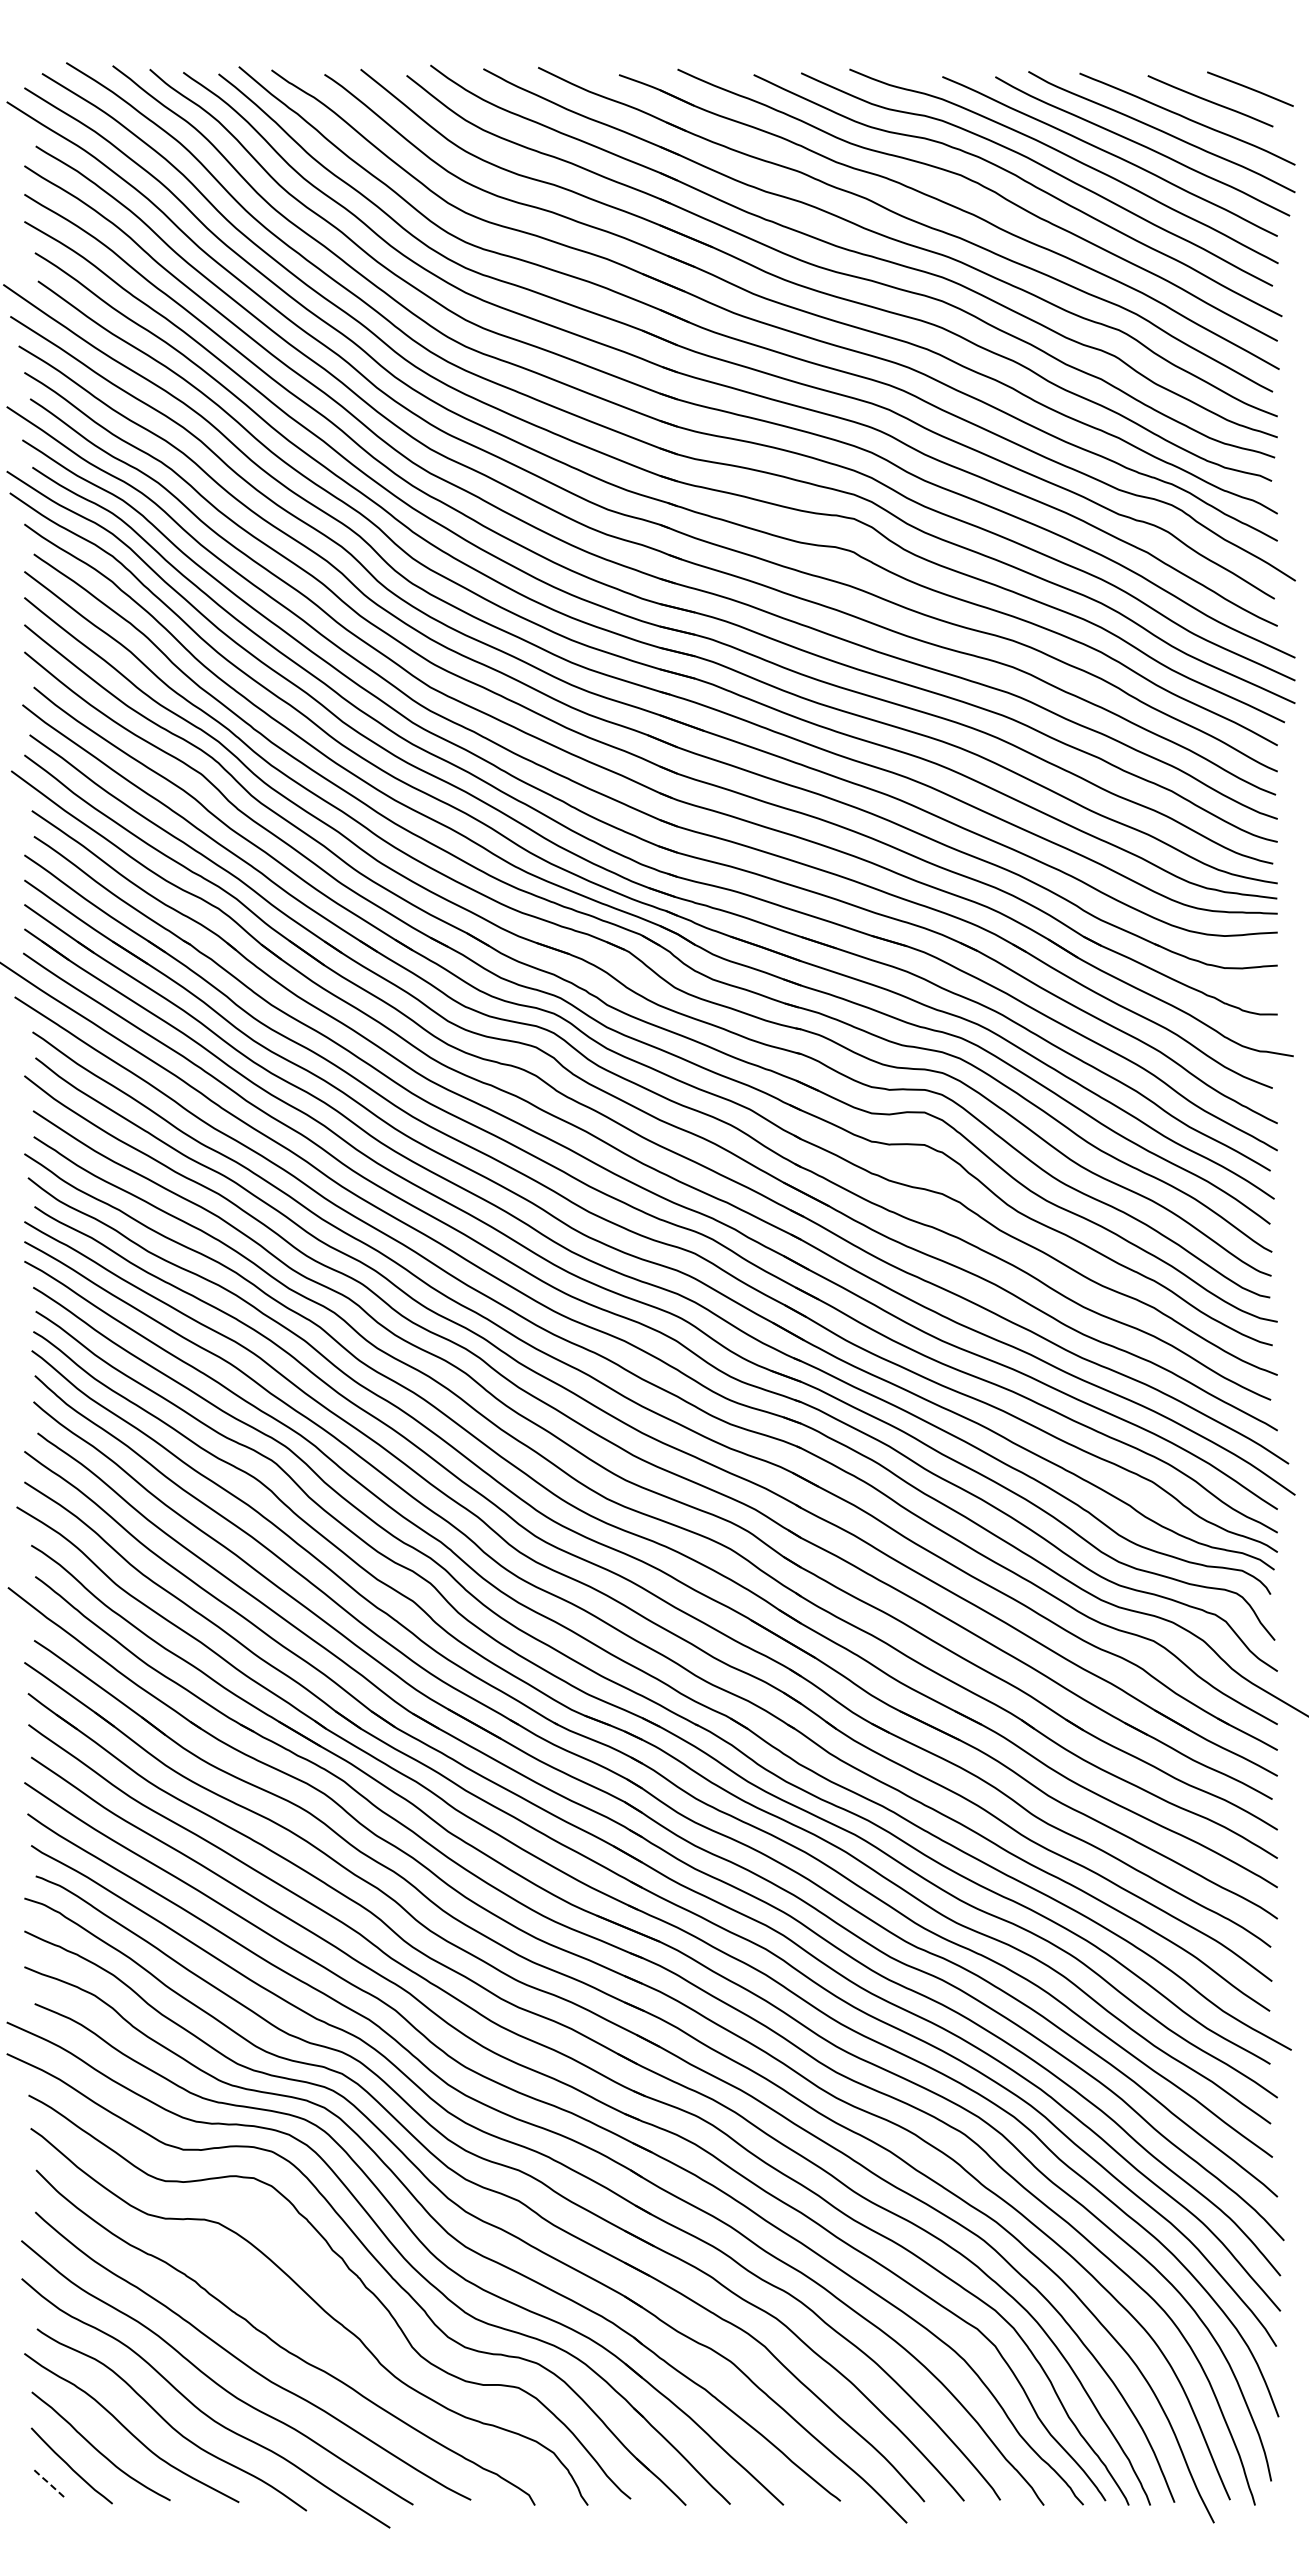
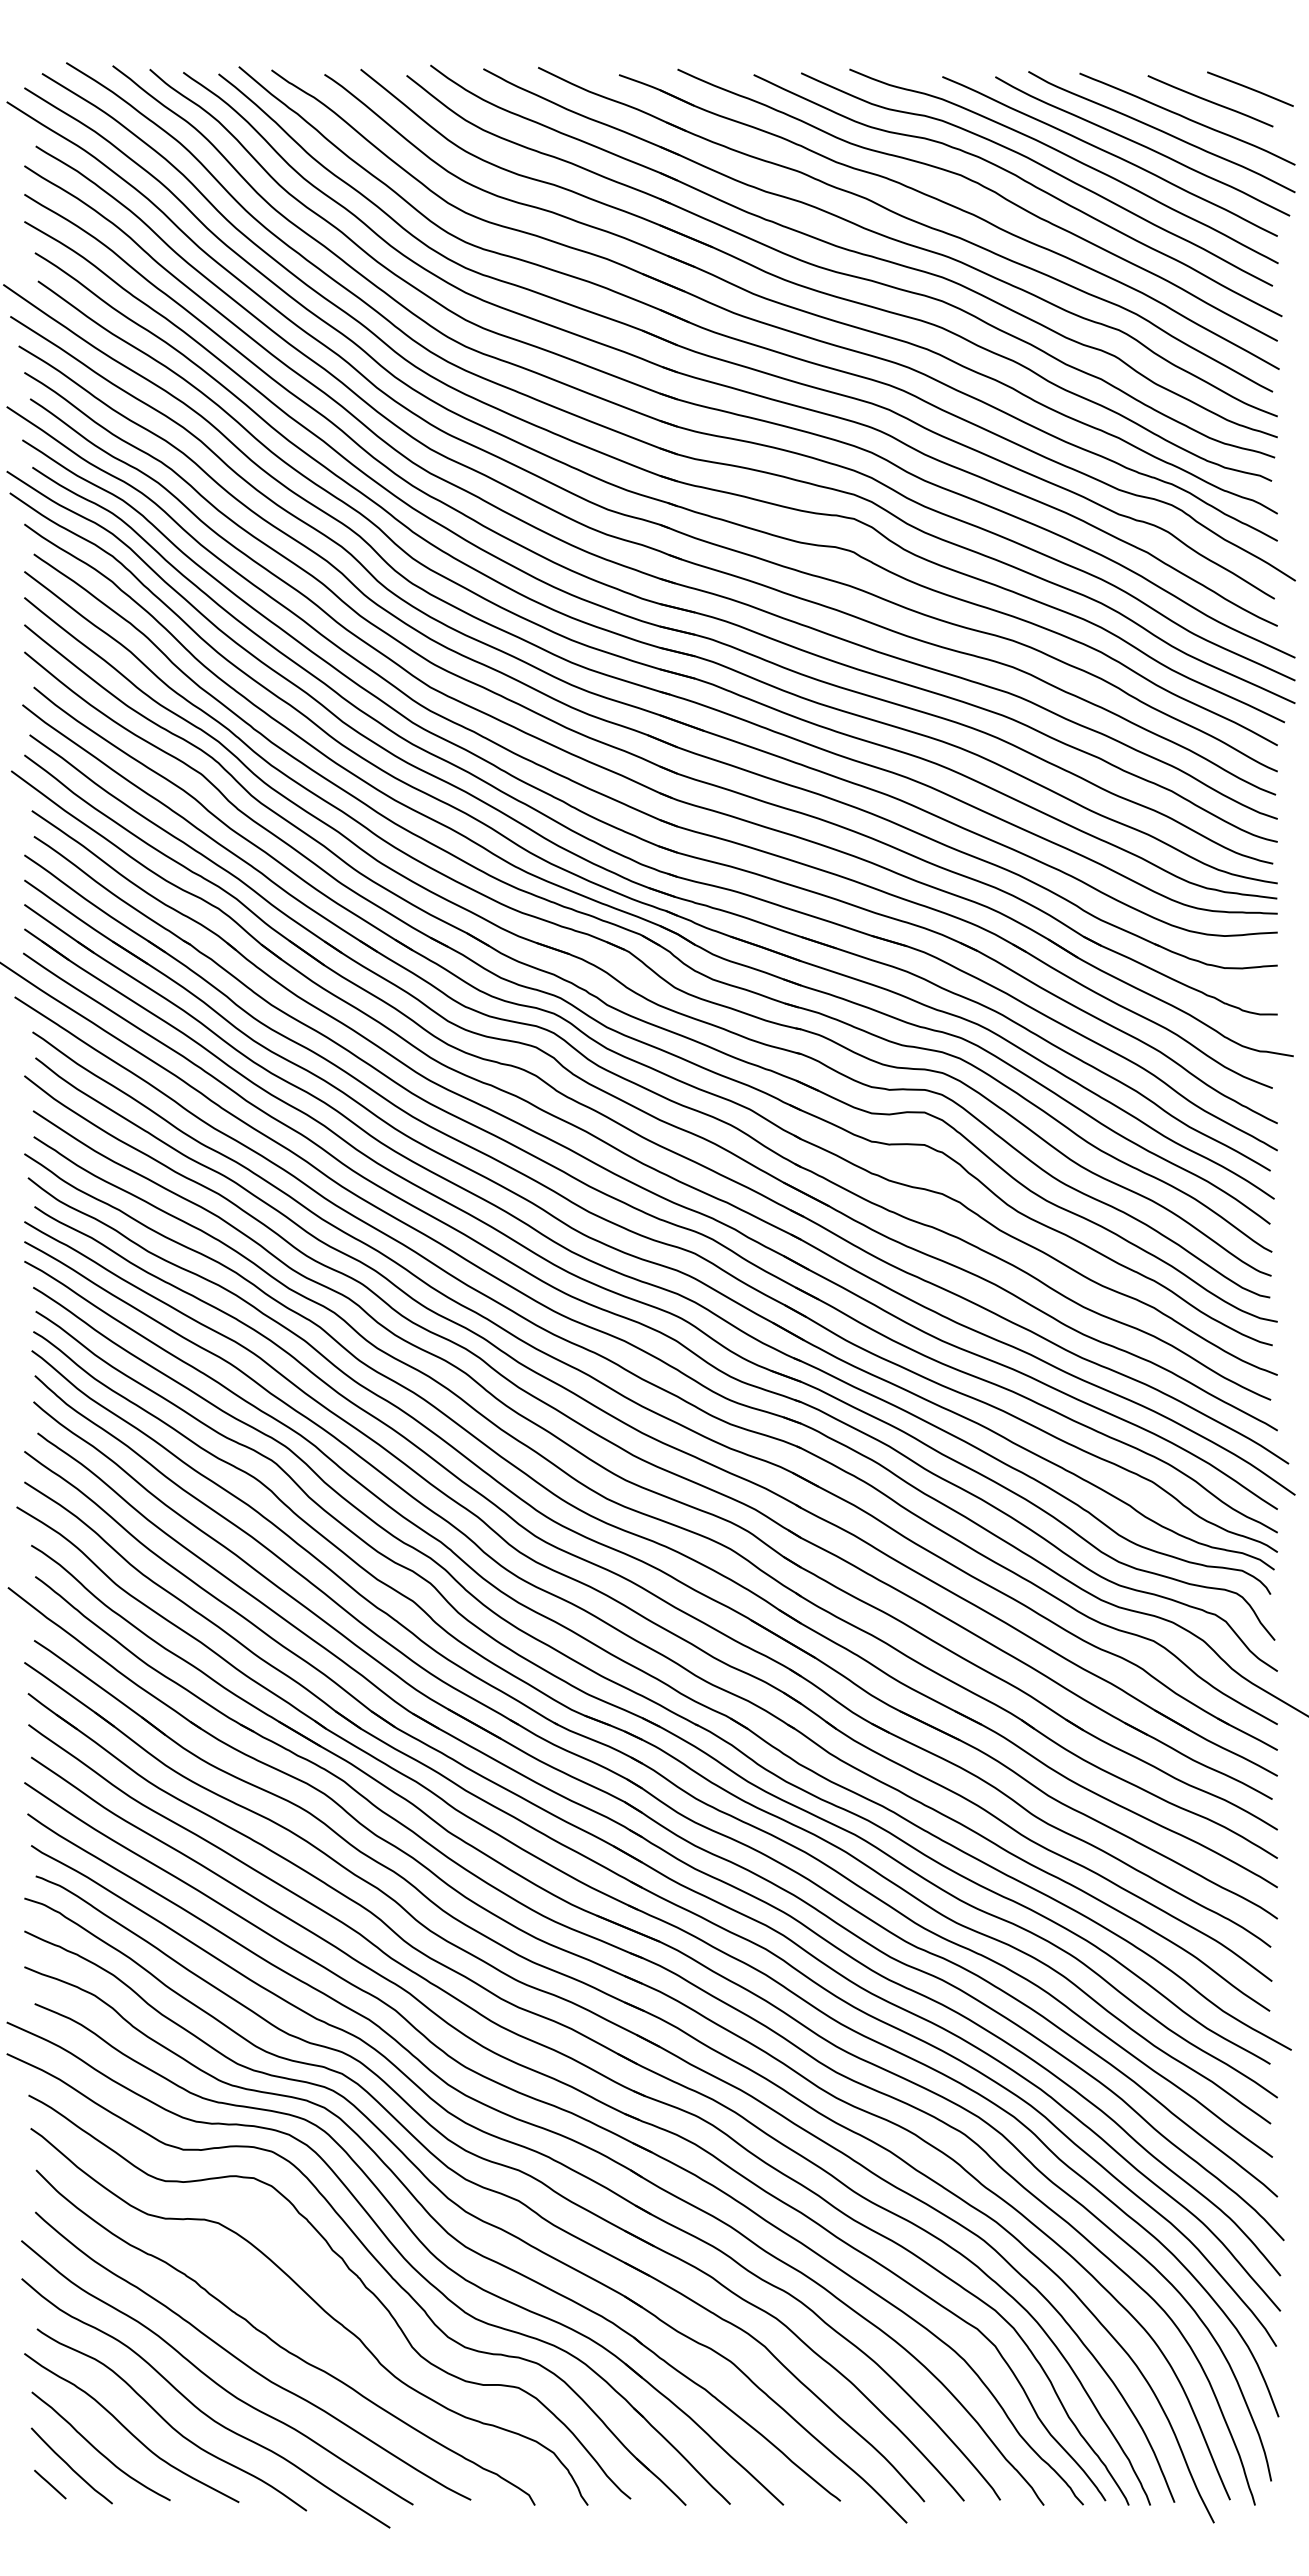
line: dashed -> solid (49, 2483)
